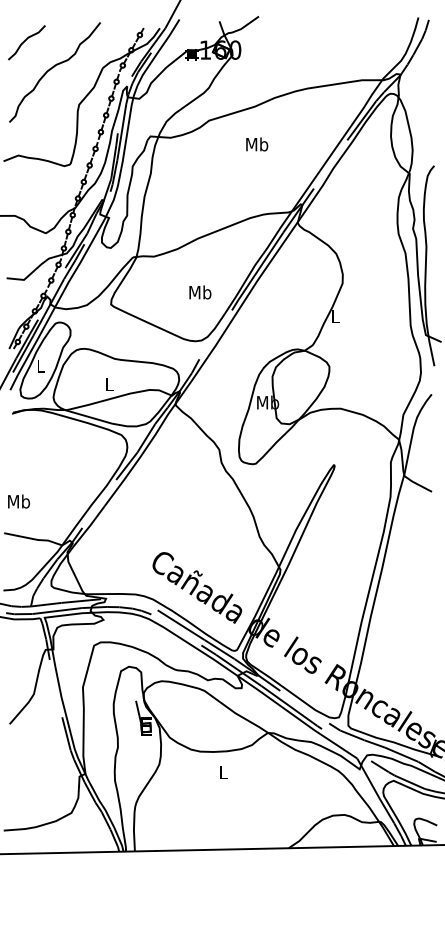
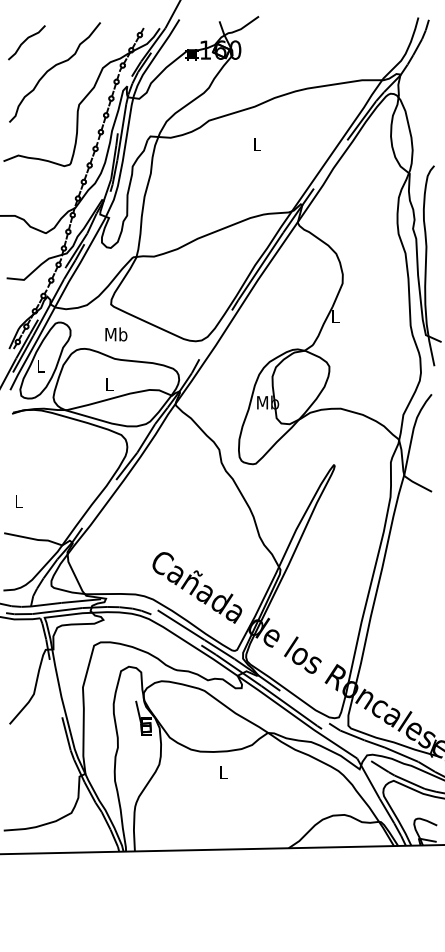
text: Mb -> L (257, 144)
text position: (200, 292) -> (116, 334) (116, 334)
text: Mb -> L (19, 501)
